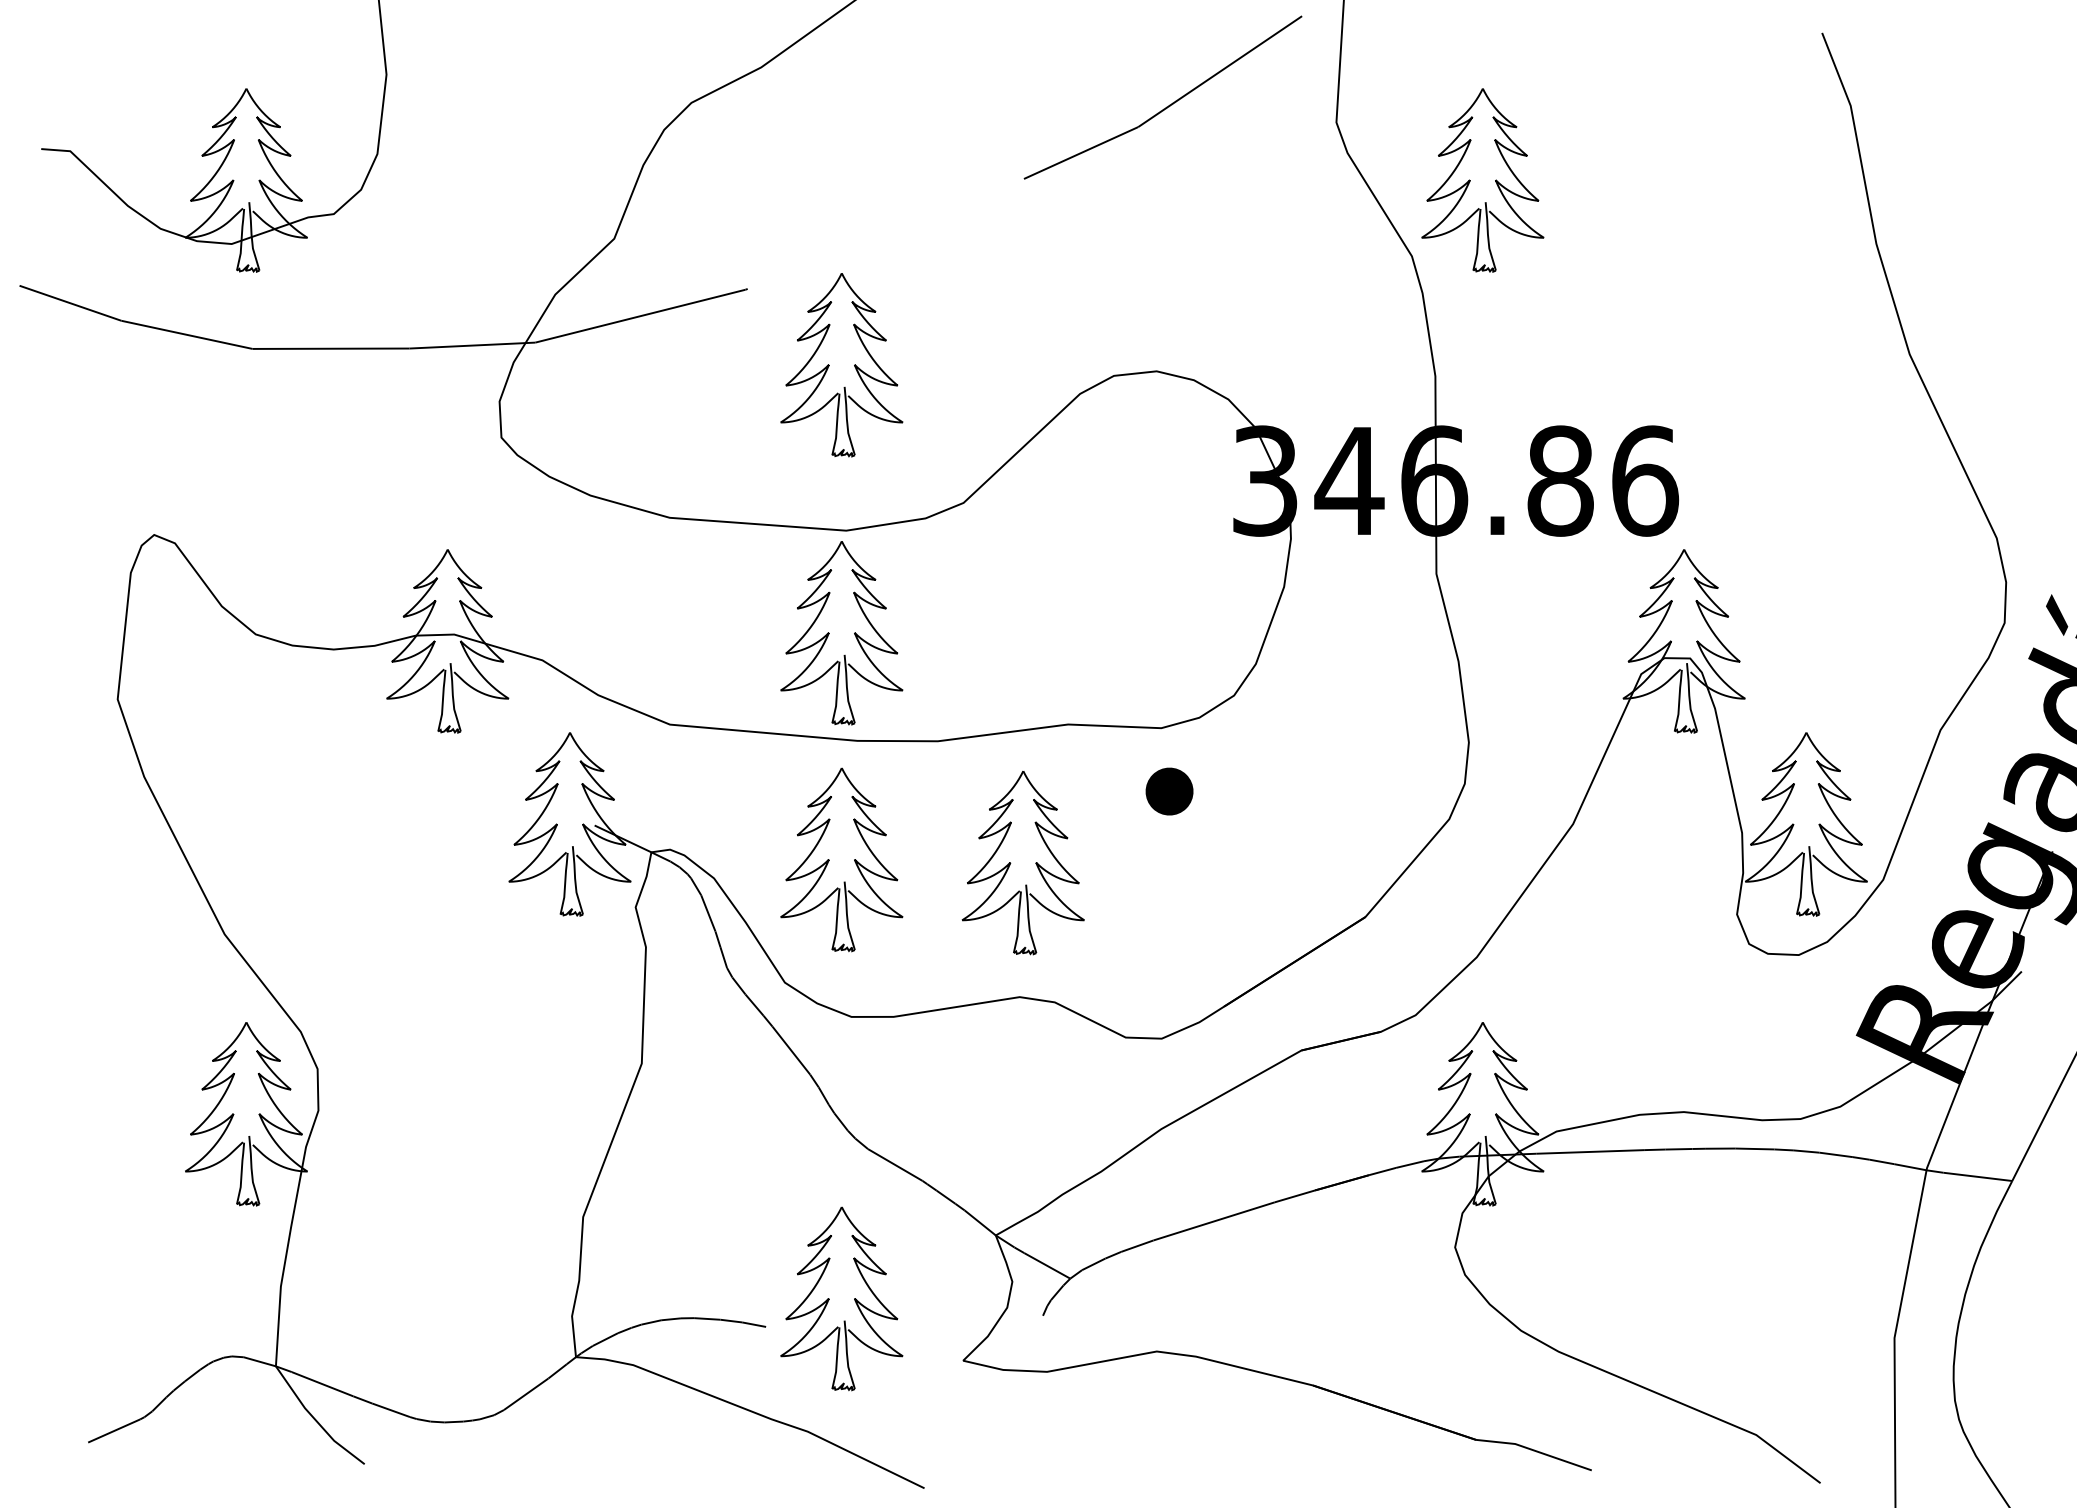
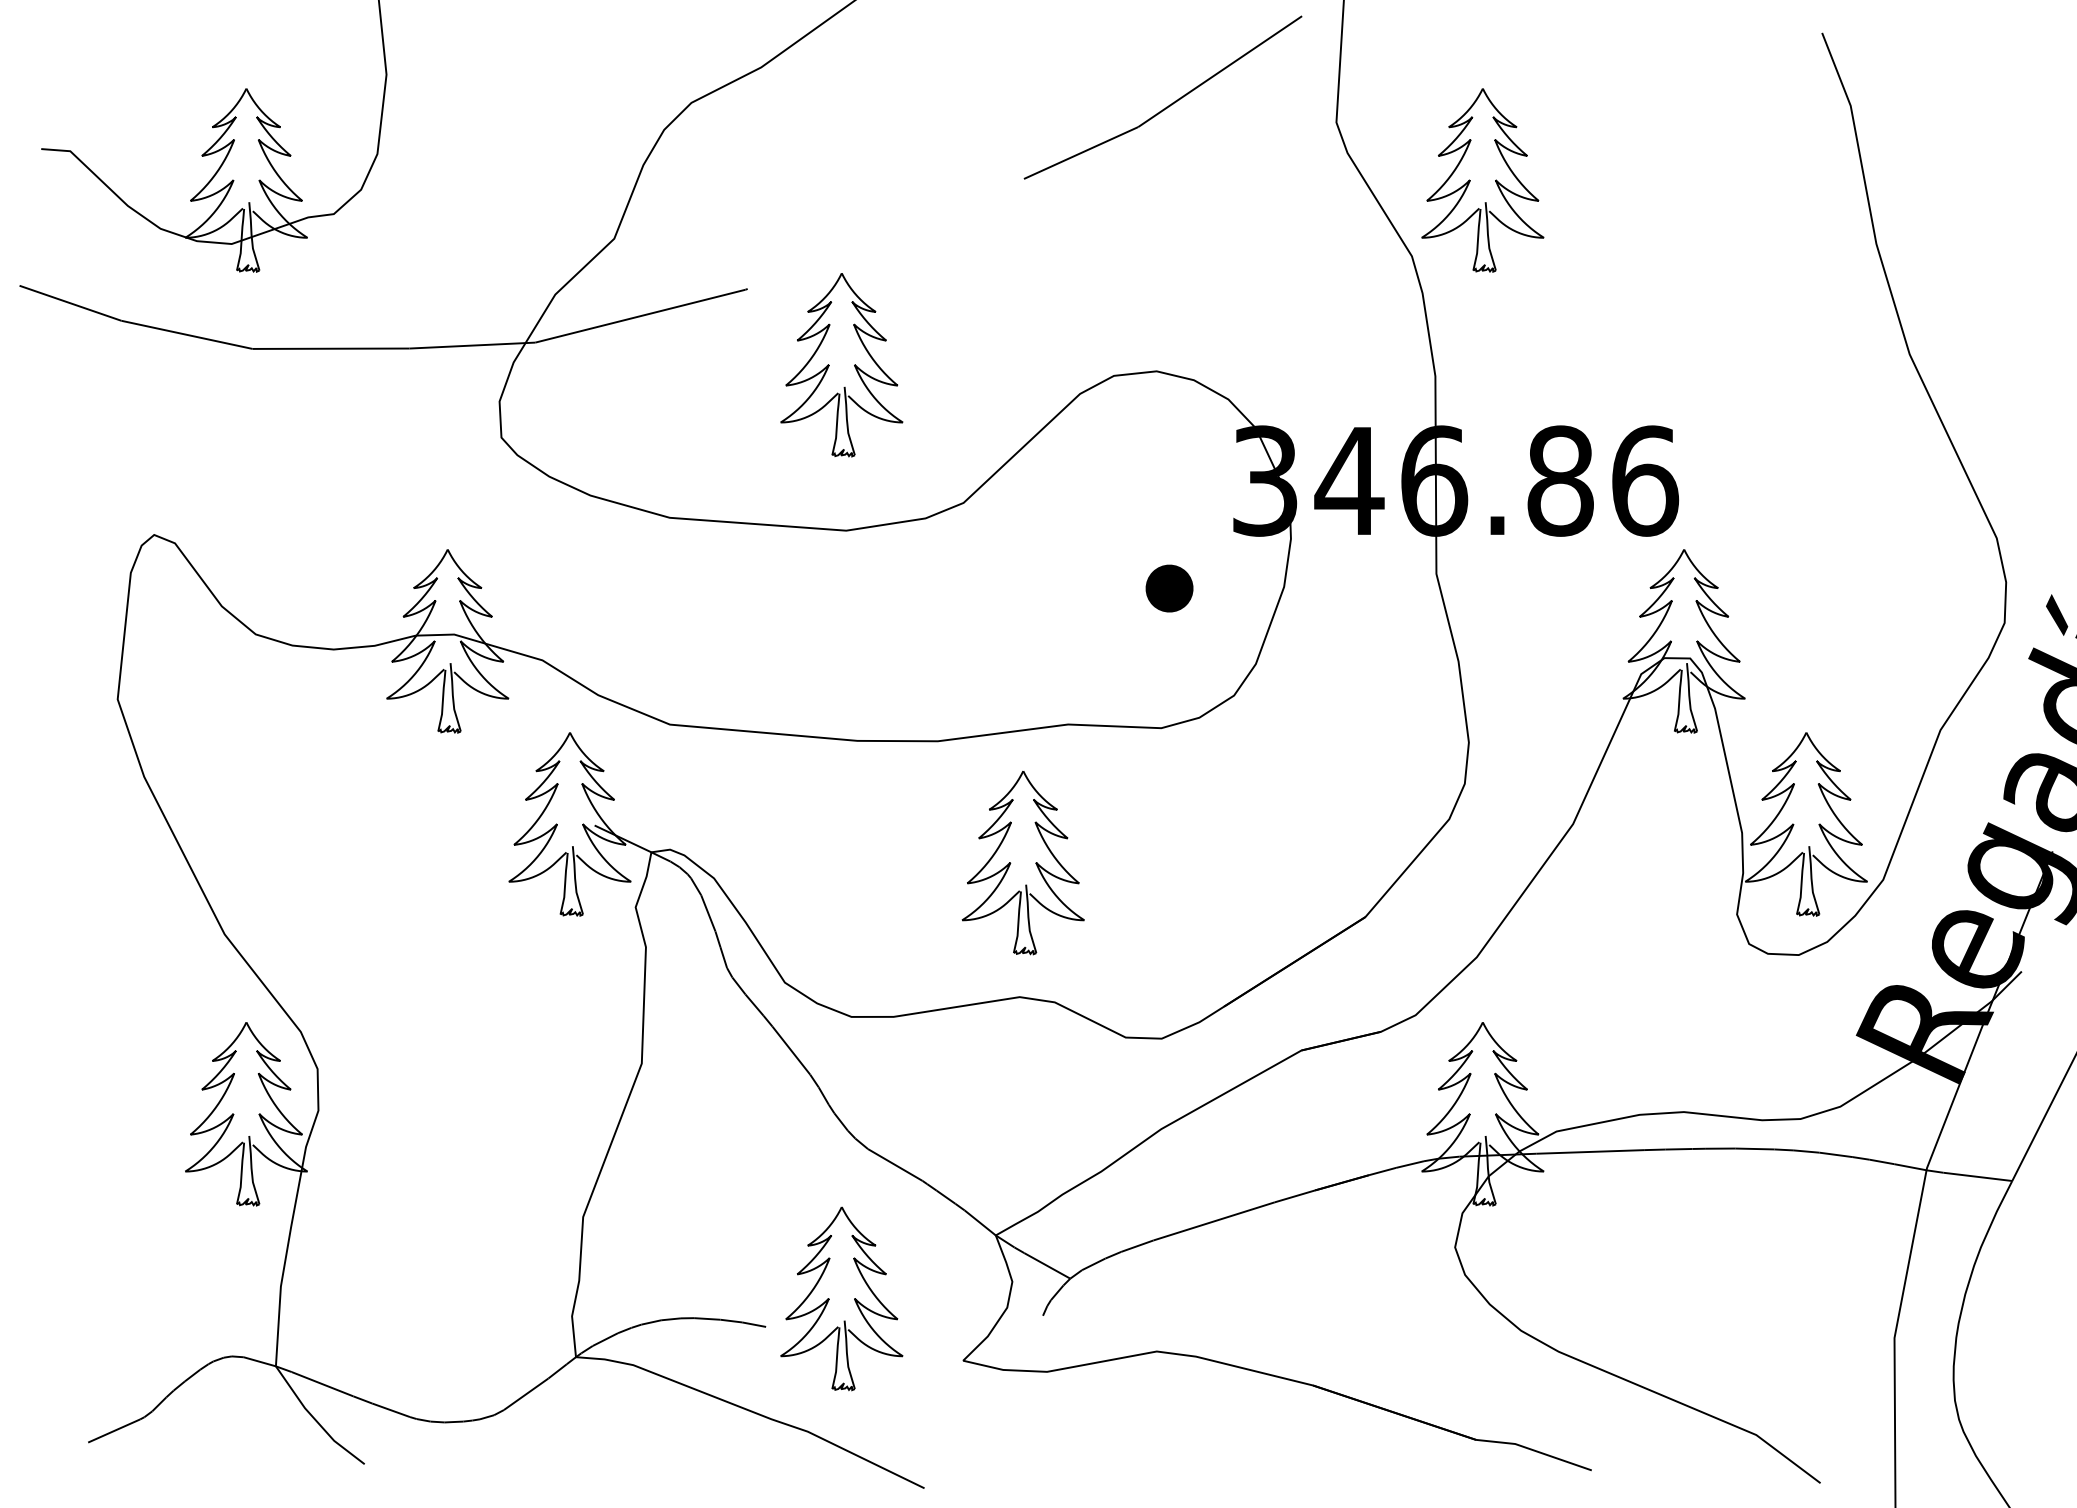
part: present -> none (841, 633)
part position: (1169, 791) -> (1169, 588) (1169, 588)
part: present -> none (841, 859)
